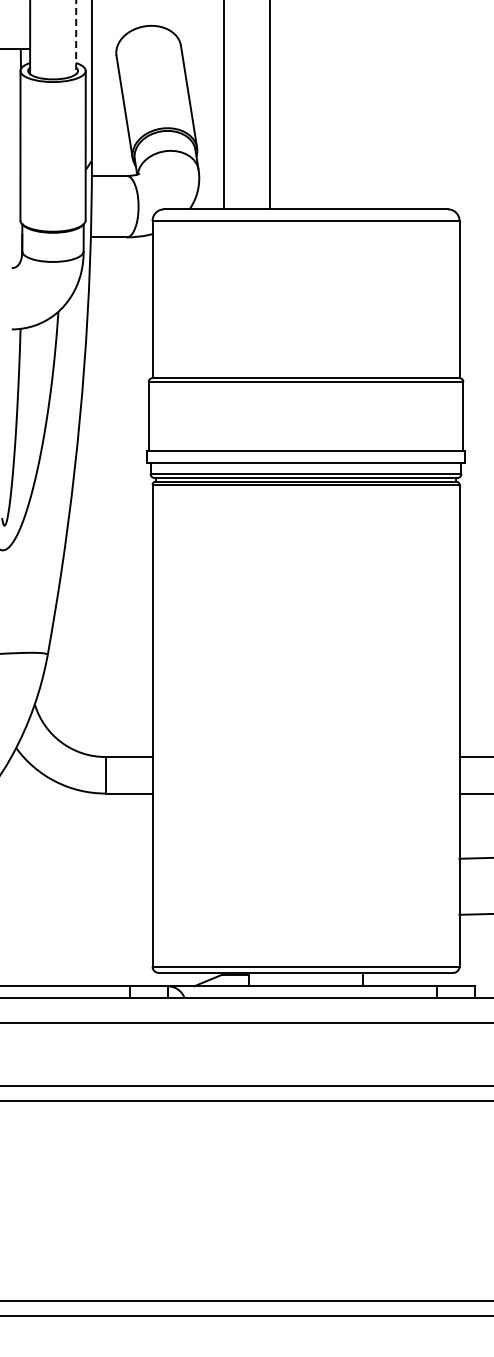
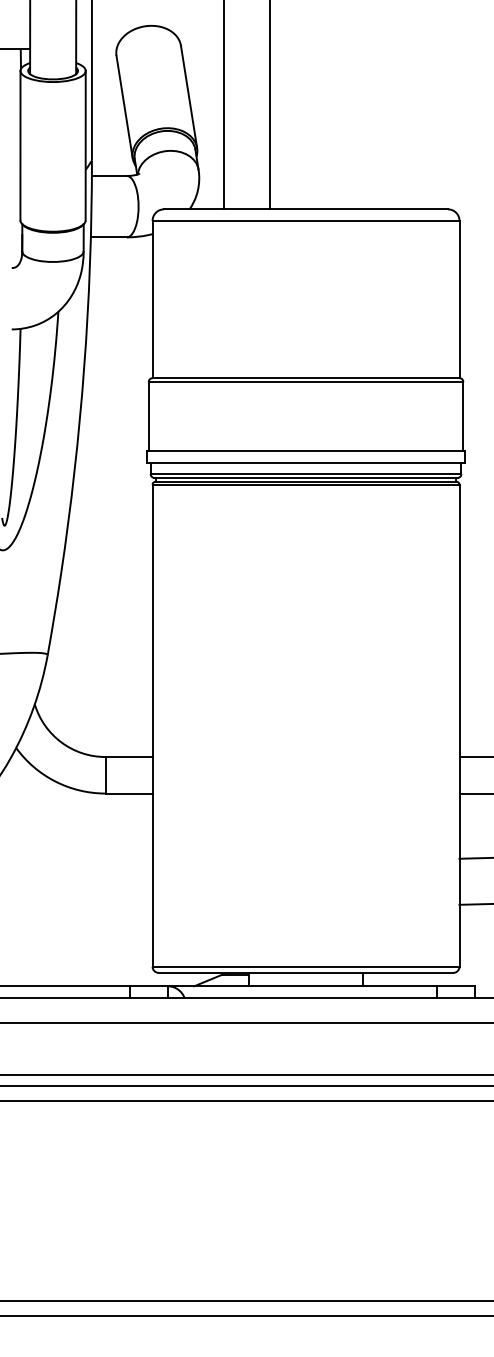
line: dashed -> solid (76, 37)
line position: (474, 914) -> (474, 904) (474, 904)
line: none -> present (246, 1074)
